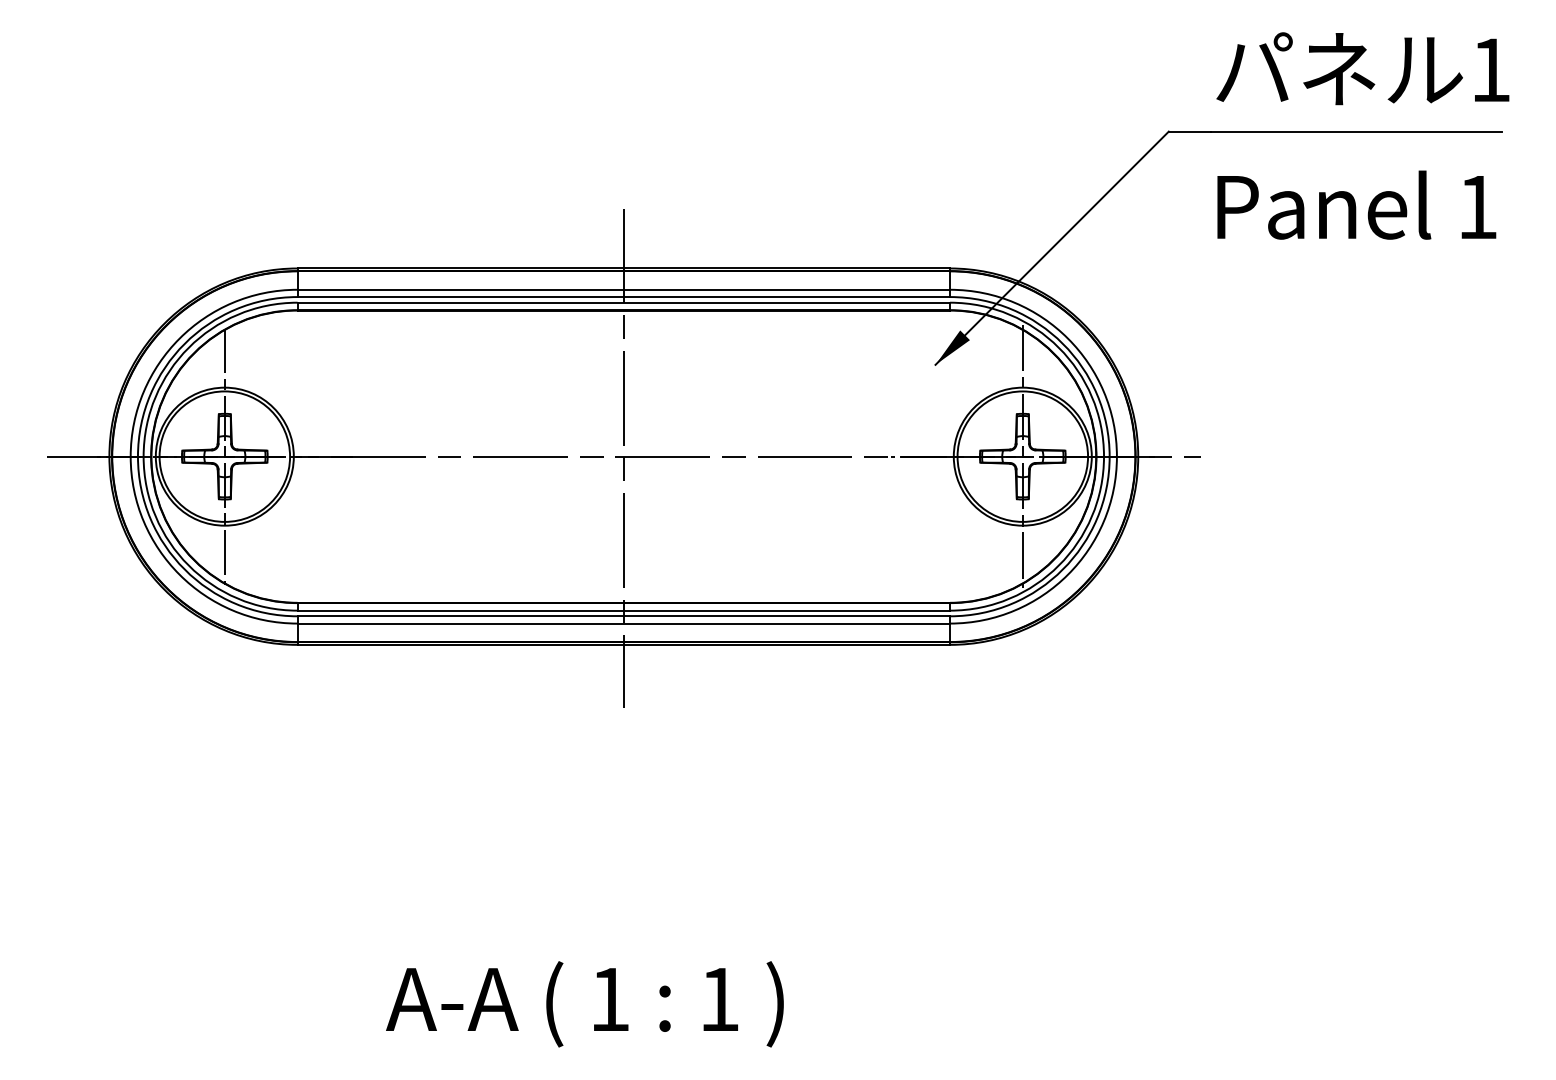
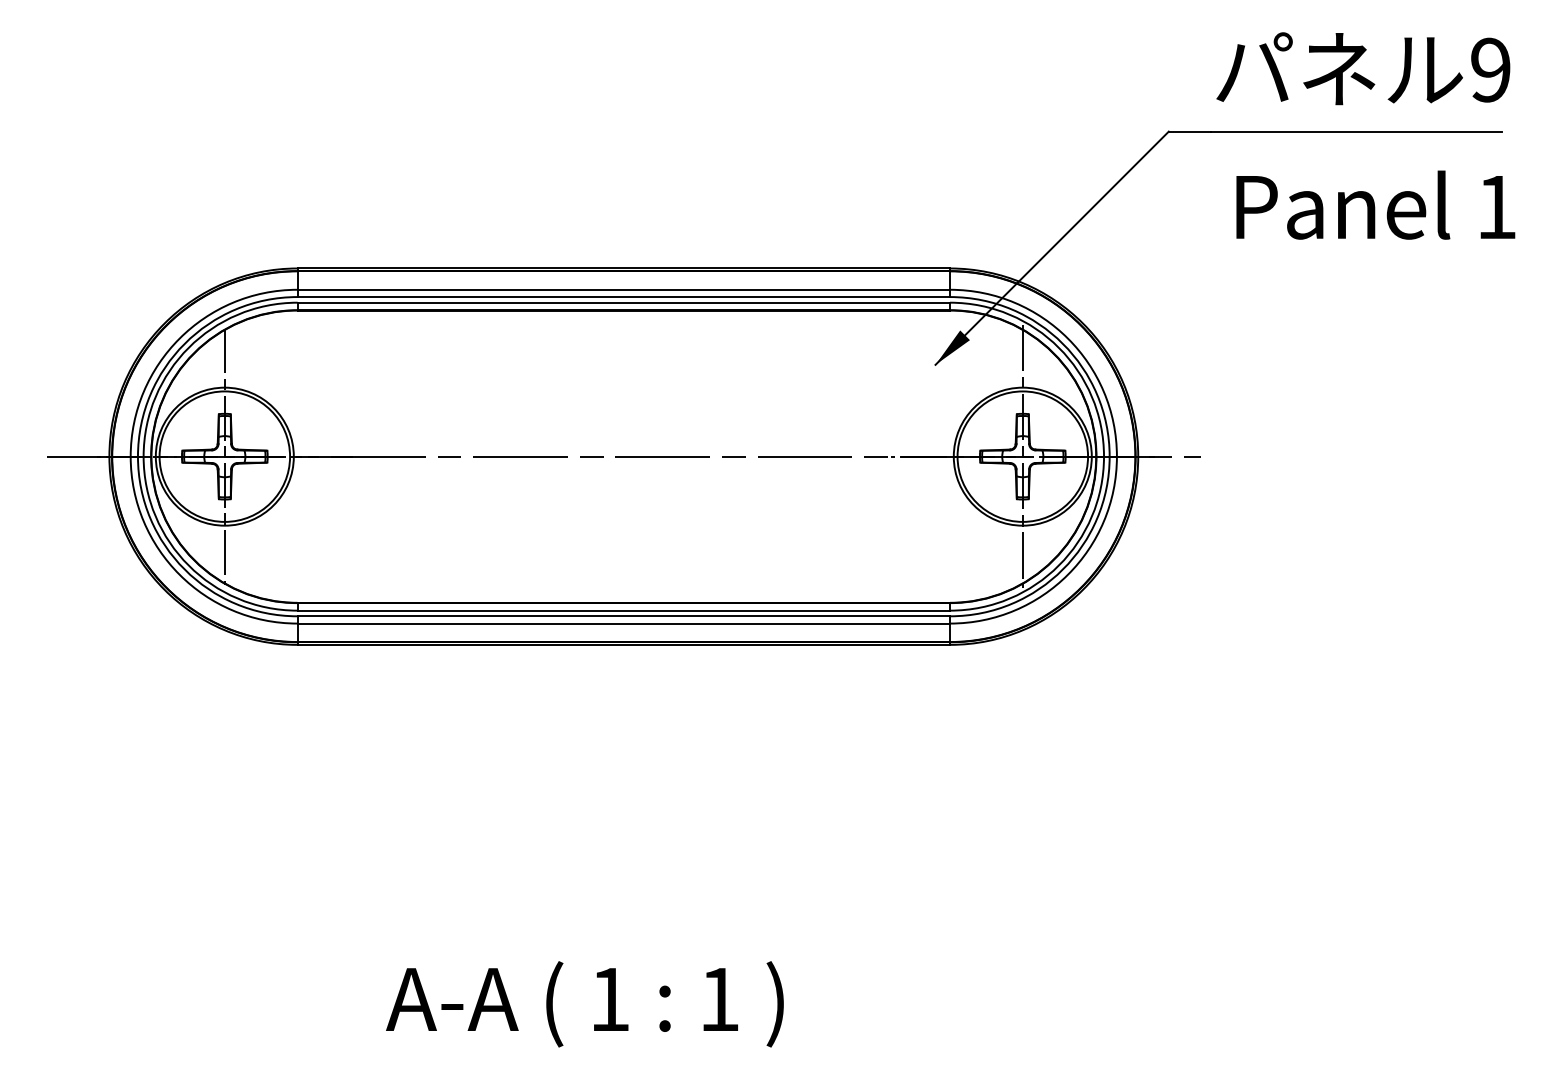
text: 1 -> 9 (1490, 69)
text position: (1356, 204) -> (1375, 204) (1375, 204)
line: present -> none (623, 457)
